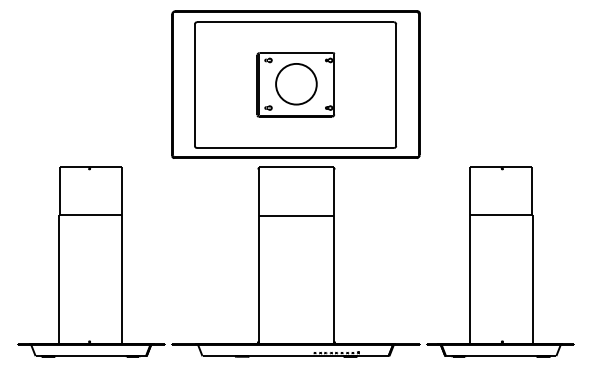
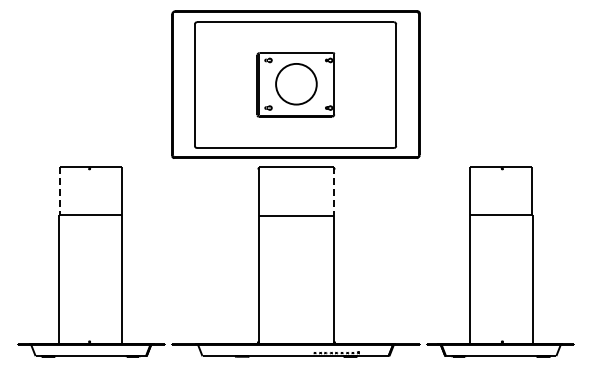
line: solid -> dashed (59, 191)
line: solid -> dashed (333, 191)
